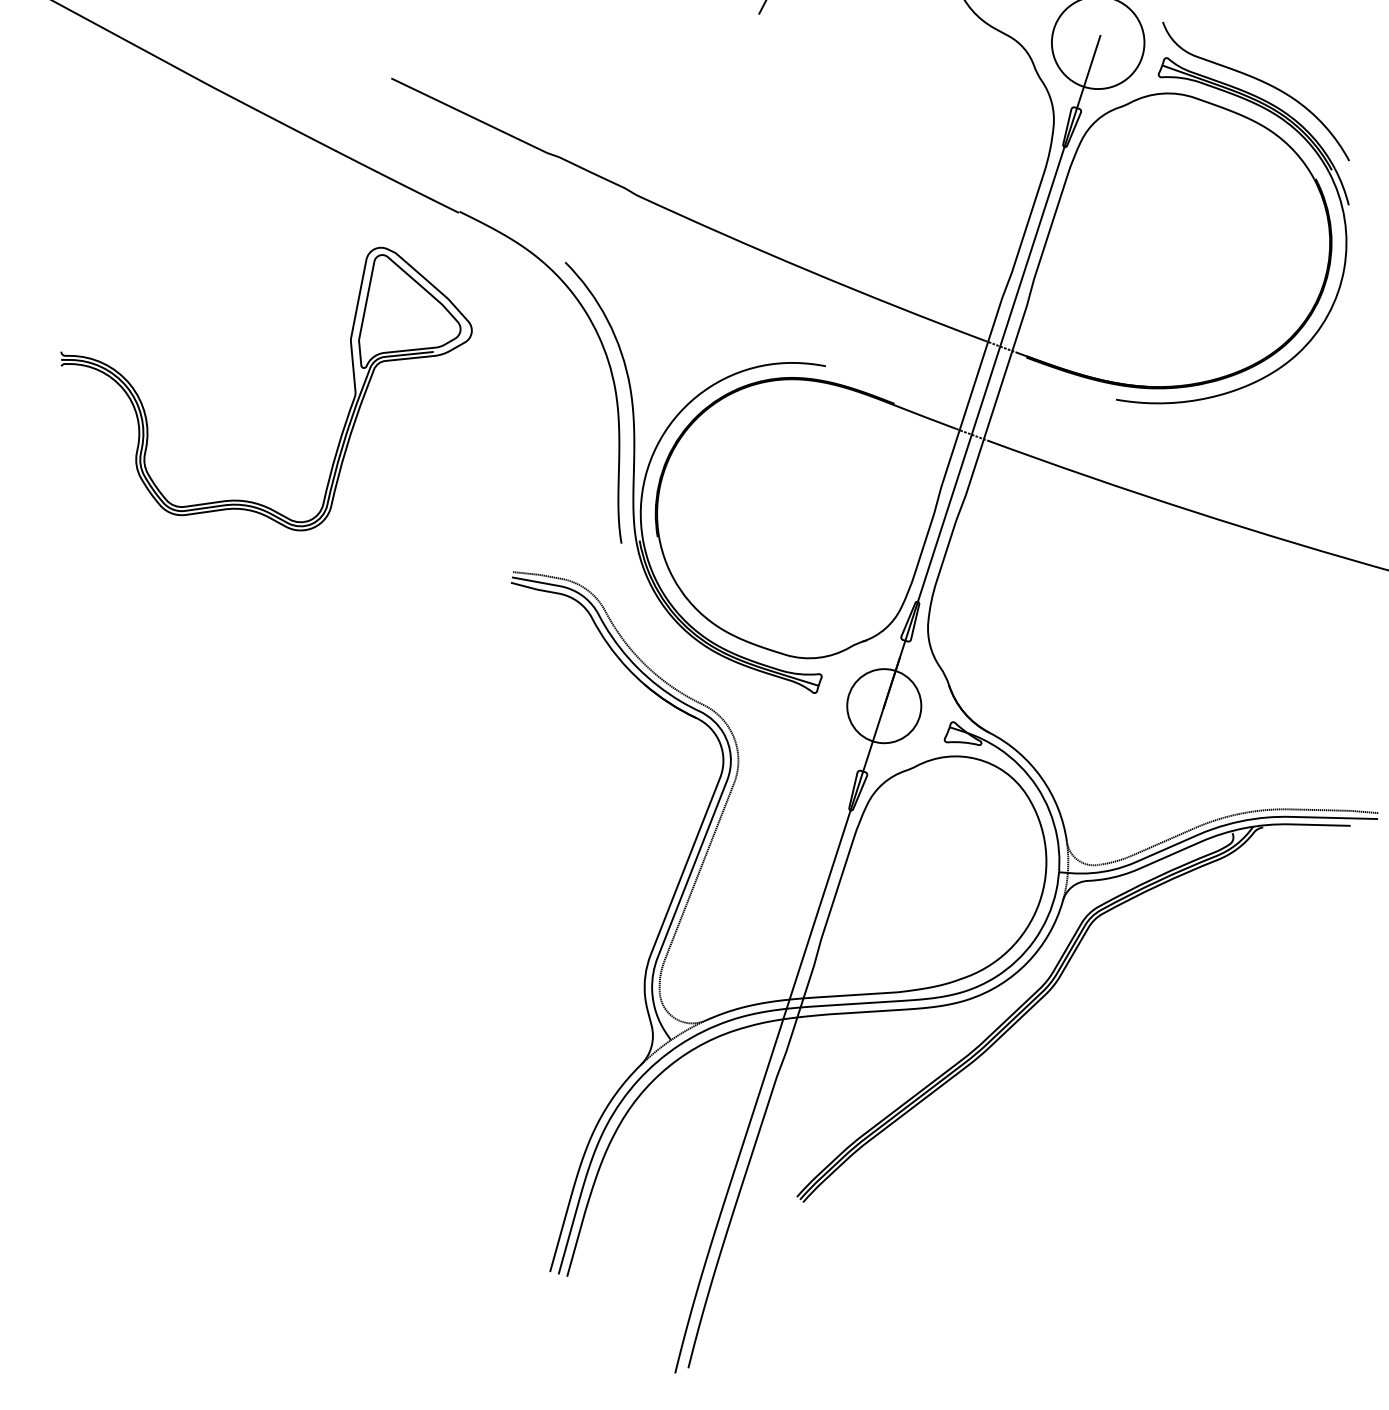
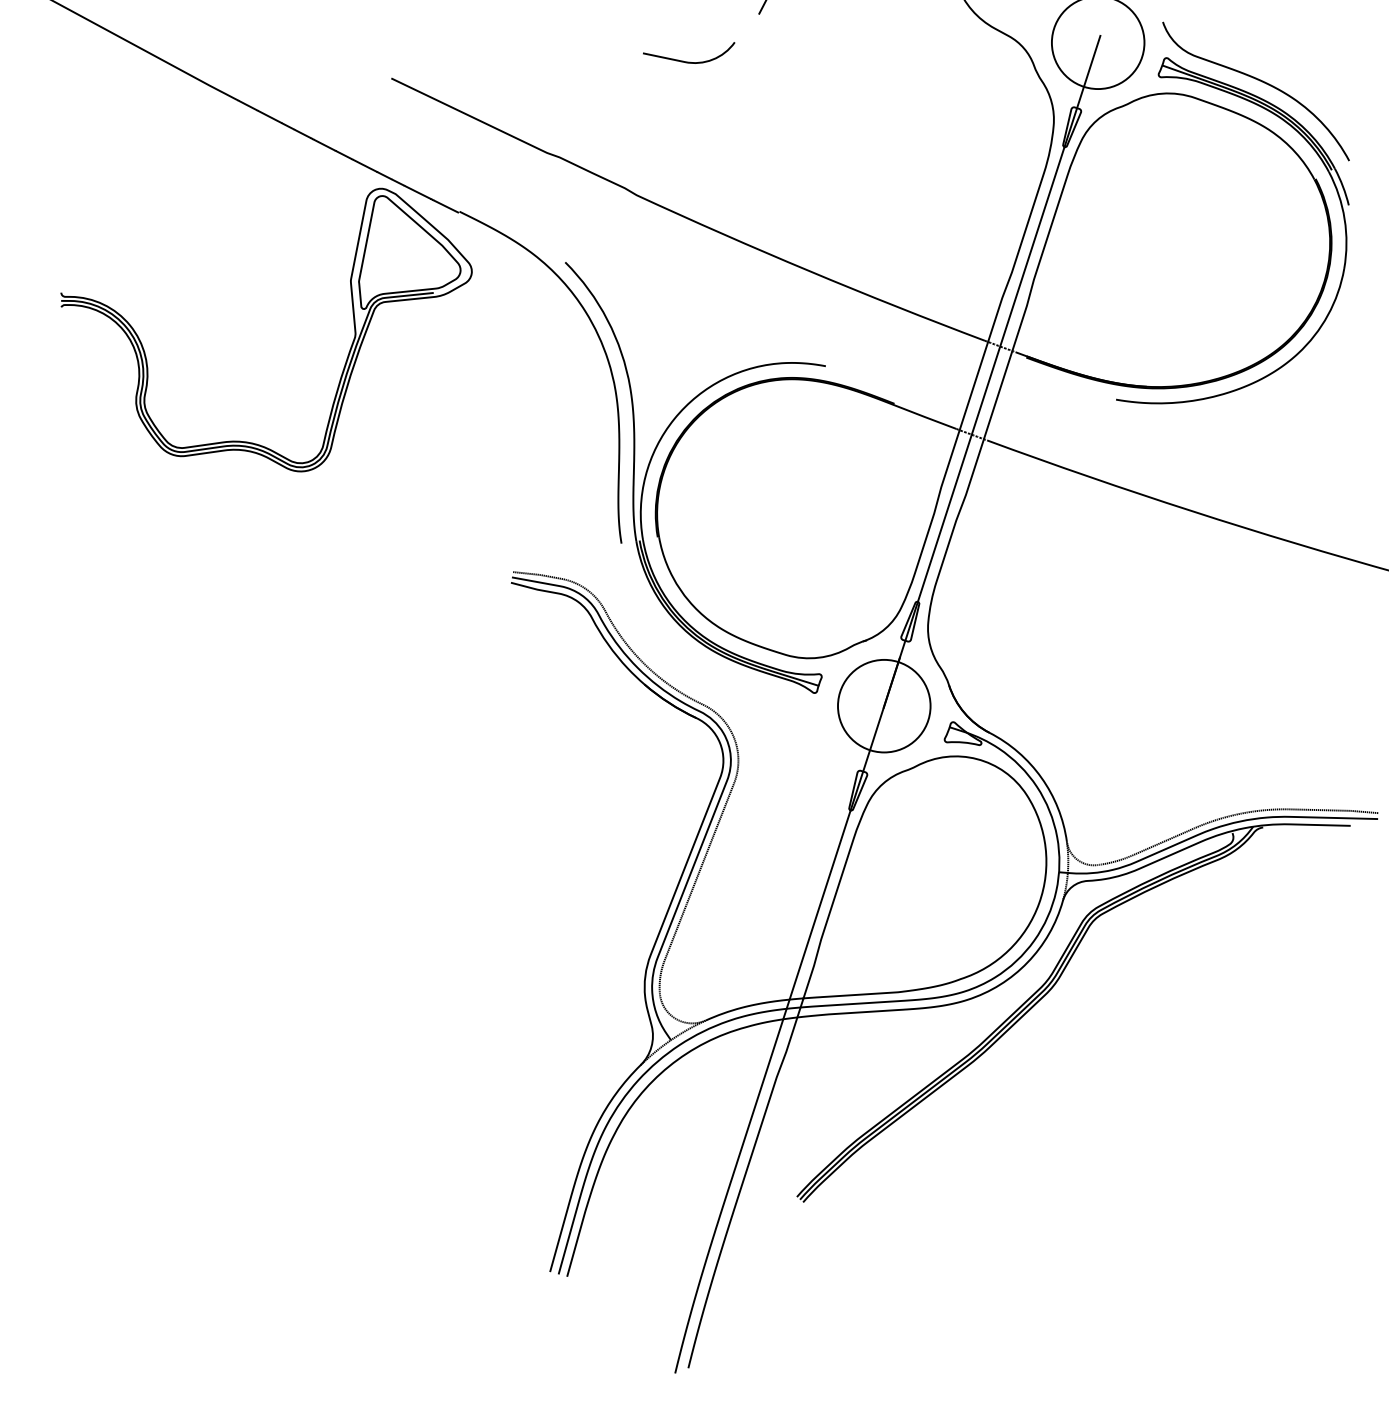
curve: none -> present (689, 61)
part position: (347, 414) -> (347, 355) (347, 355)
circle diameter: 74 px -> 93 px (883, 705)
